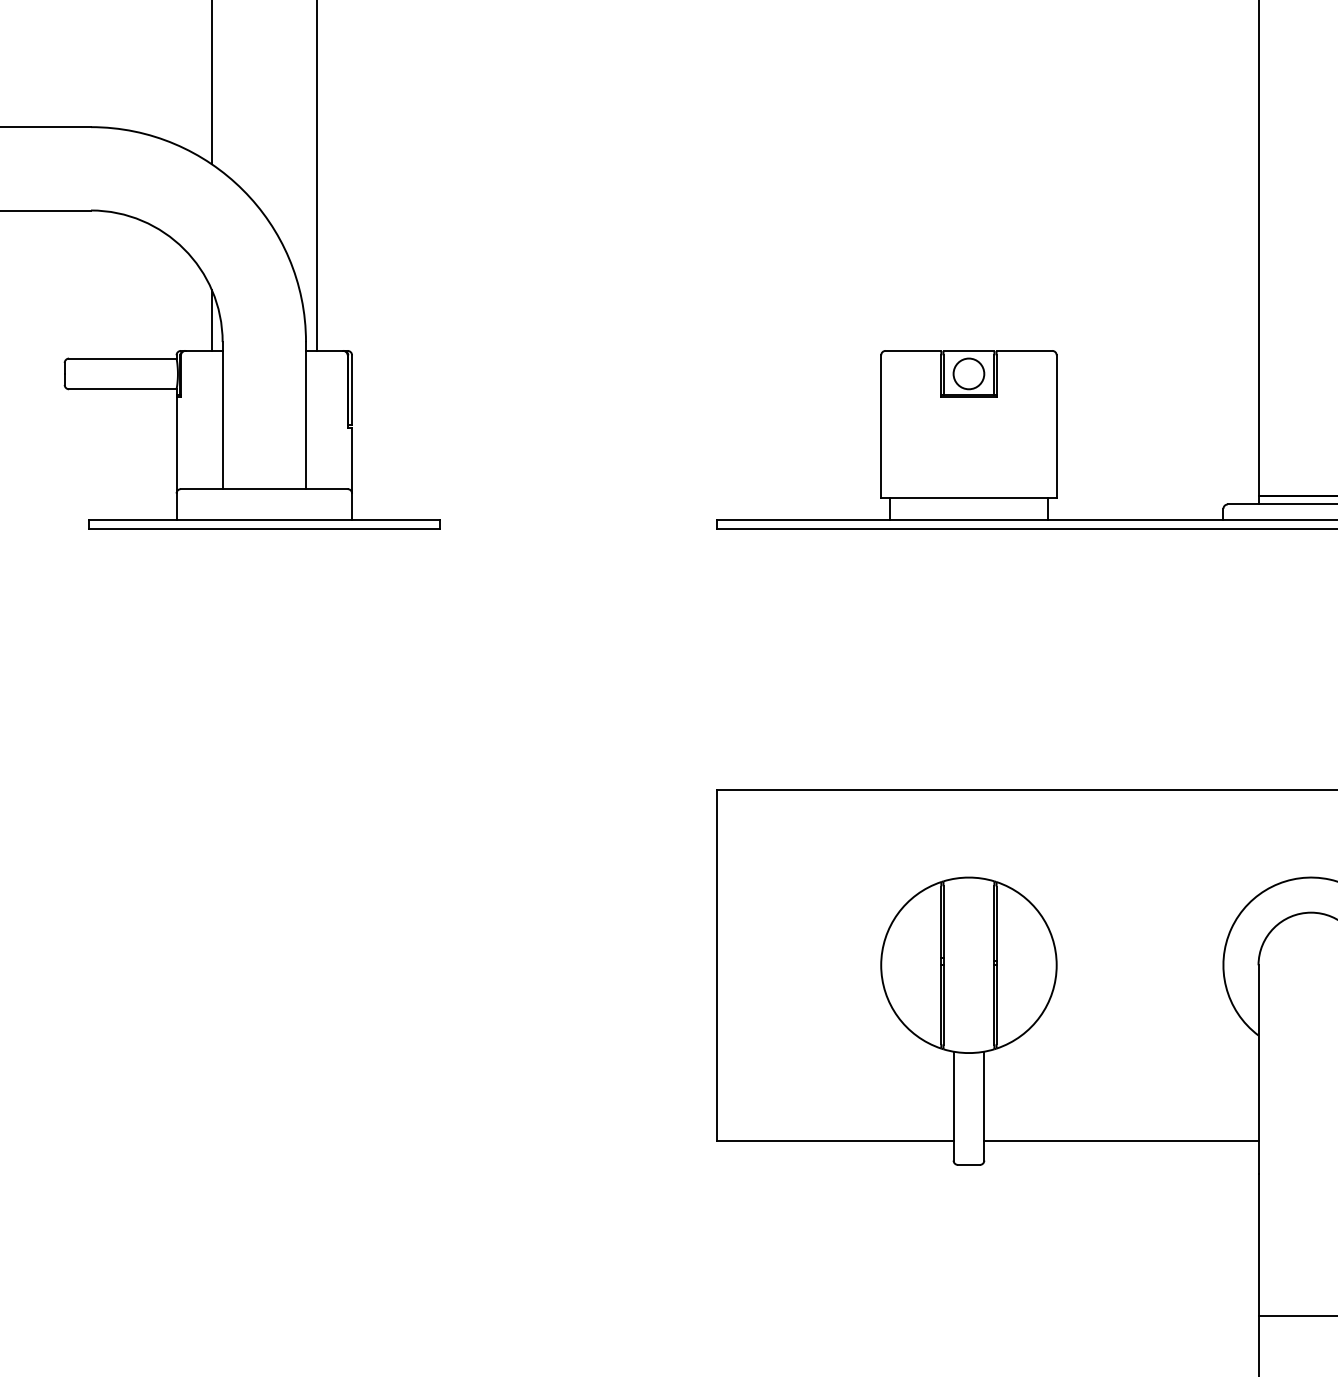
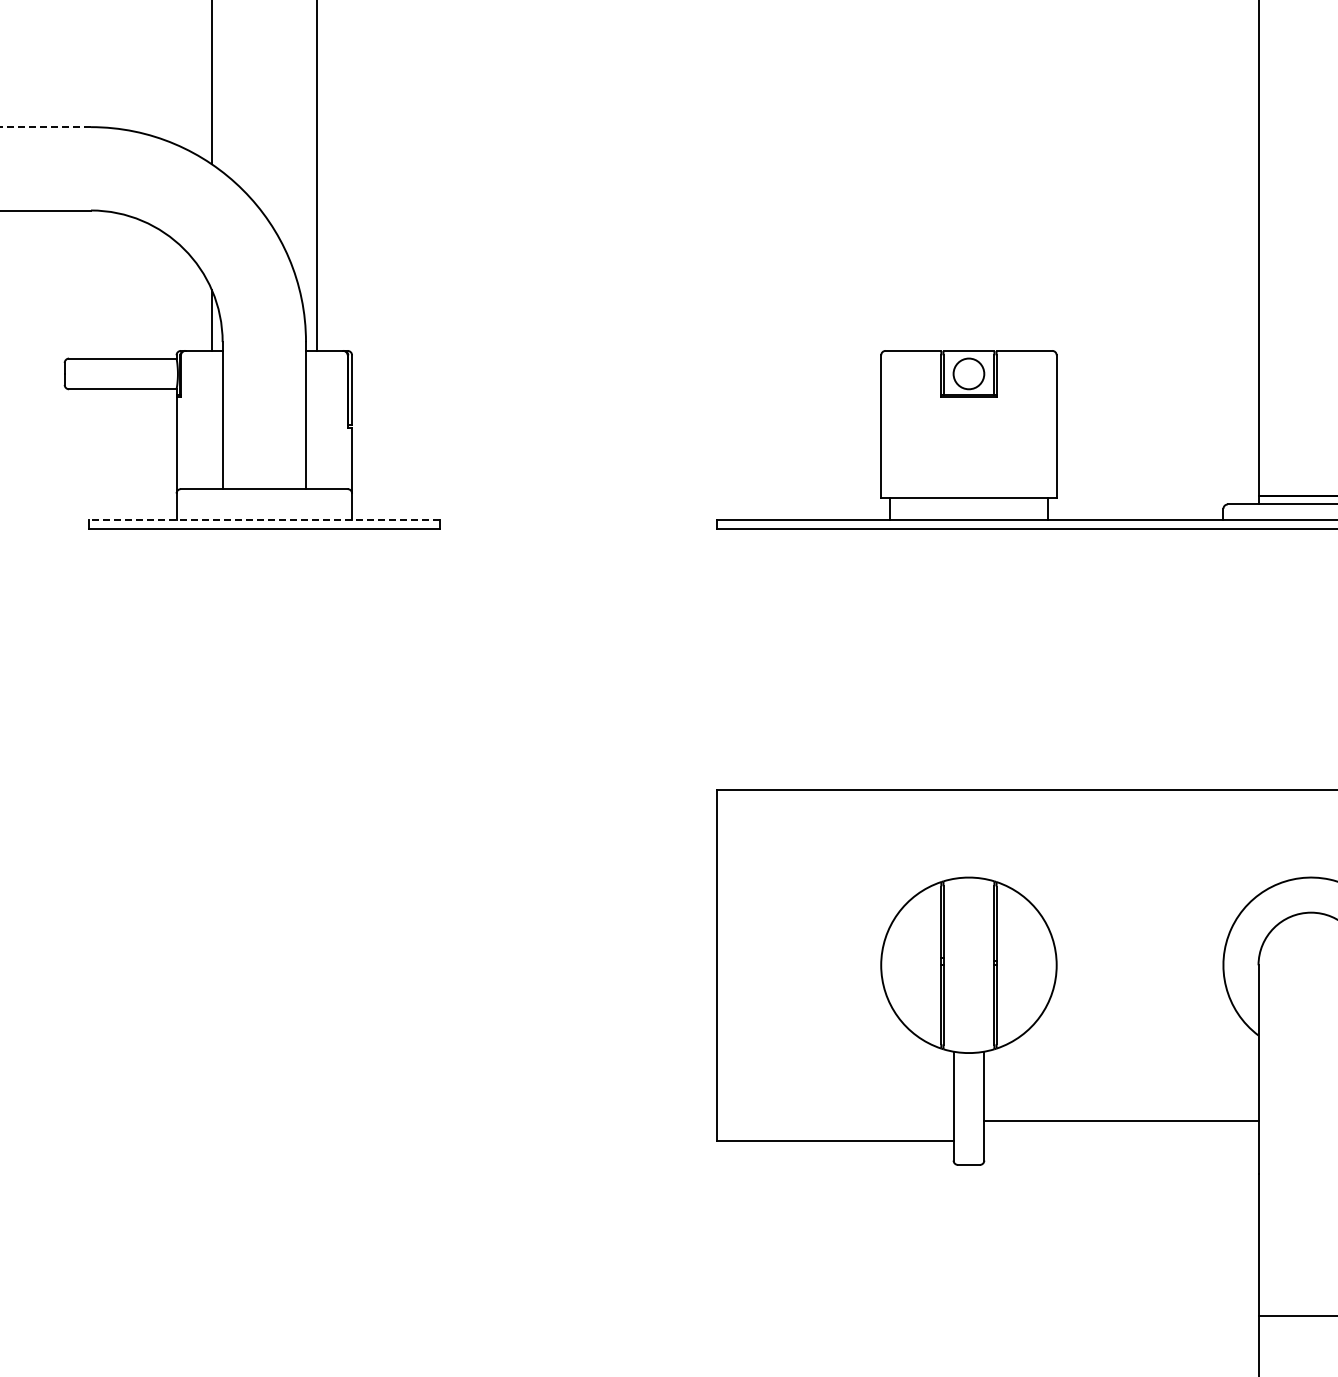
line: solid -> dashed (45, 127)
line: solid -> dashed (263, 519)
line position: (1121, 1140) -> (1121, 1120) (1121, 1120)
